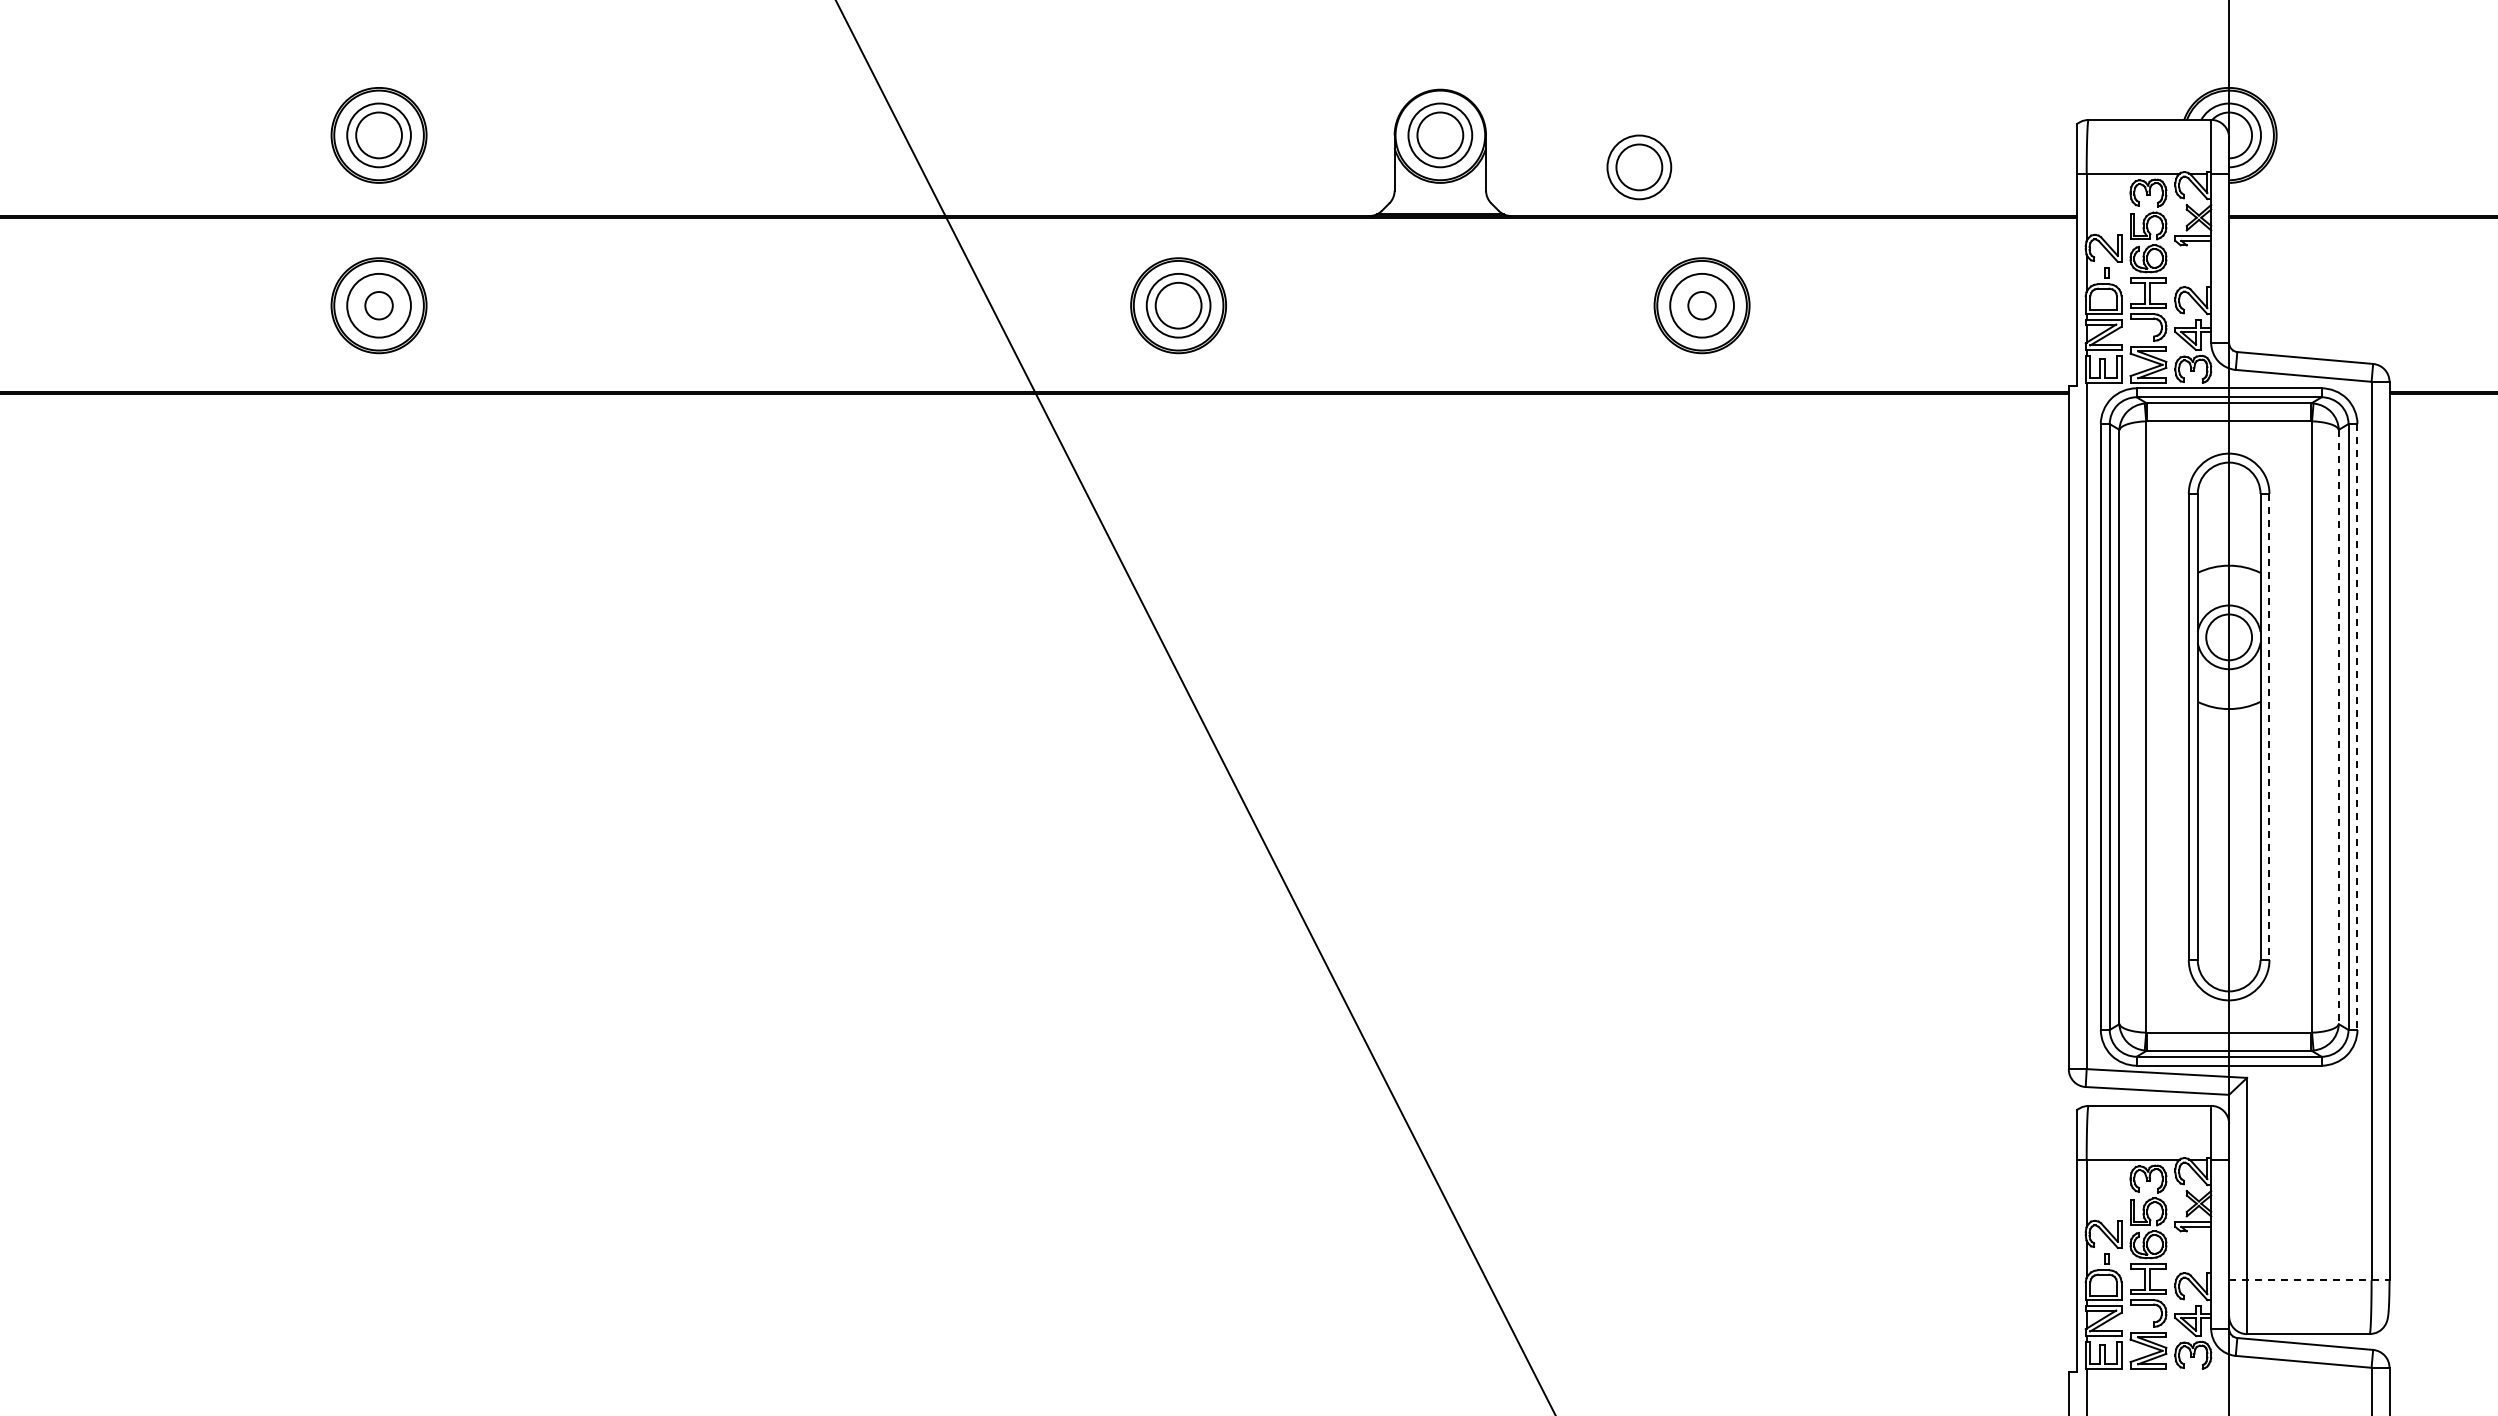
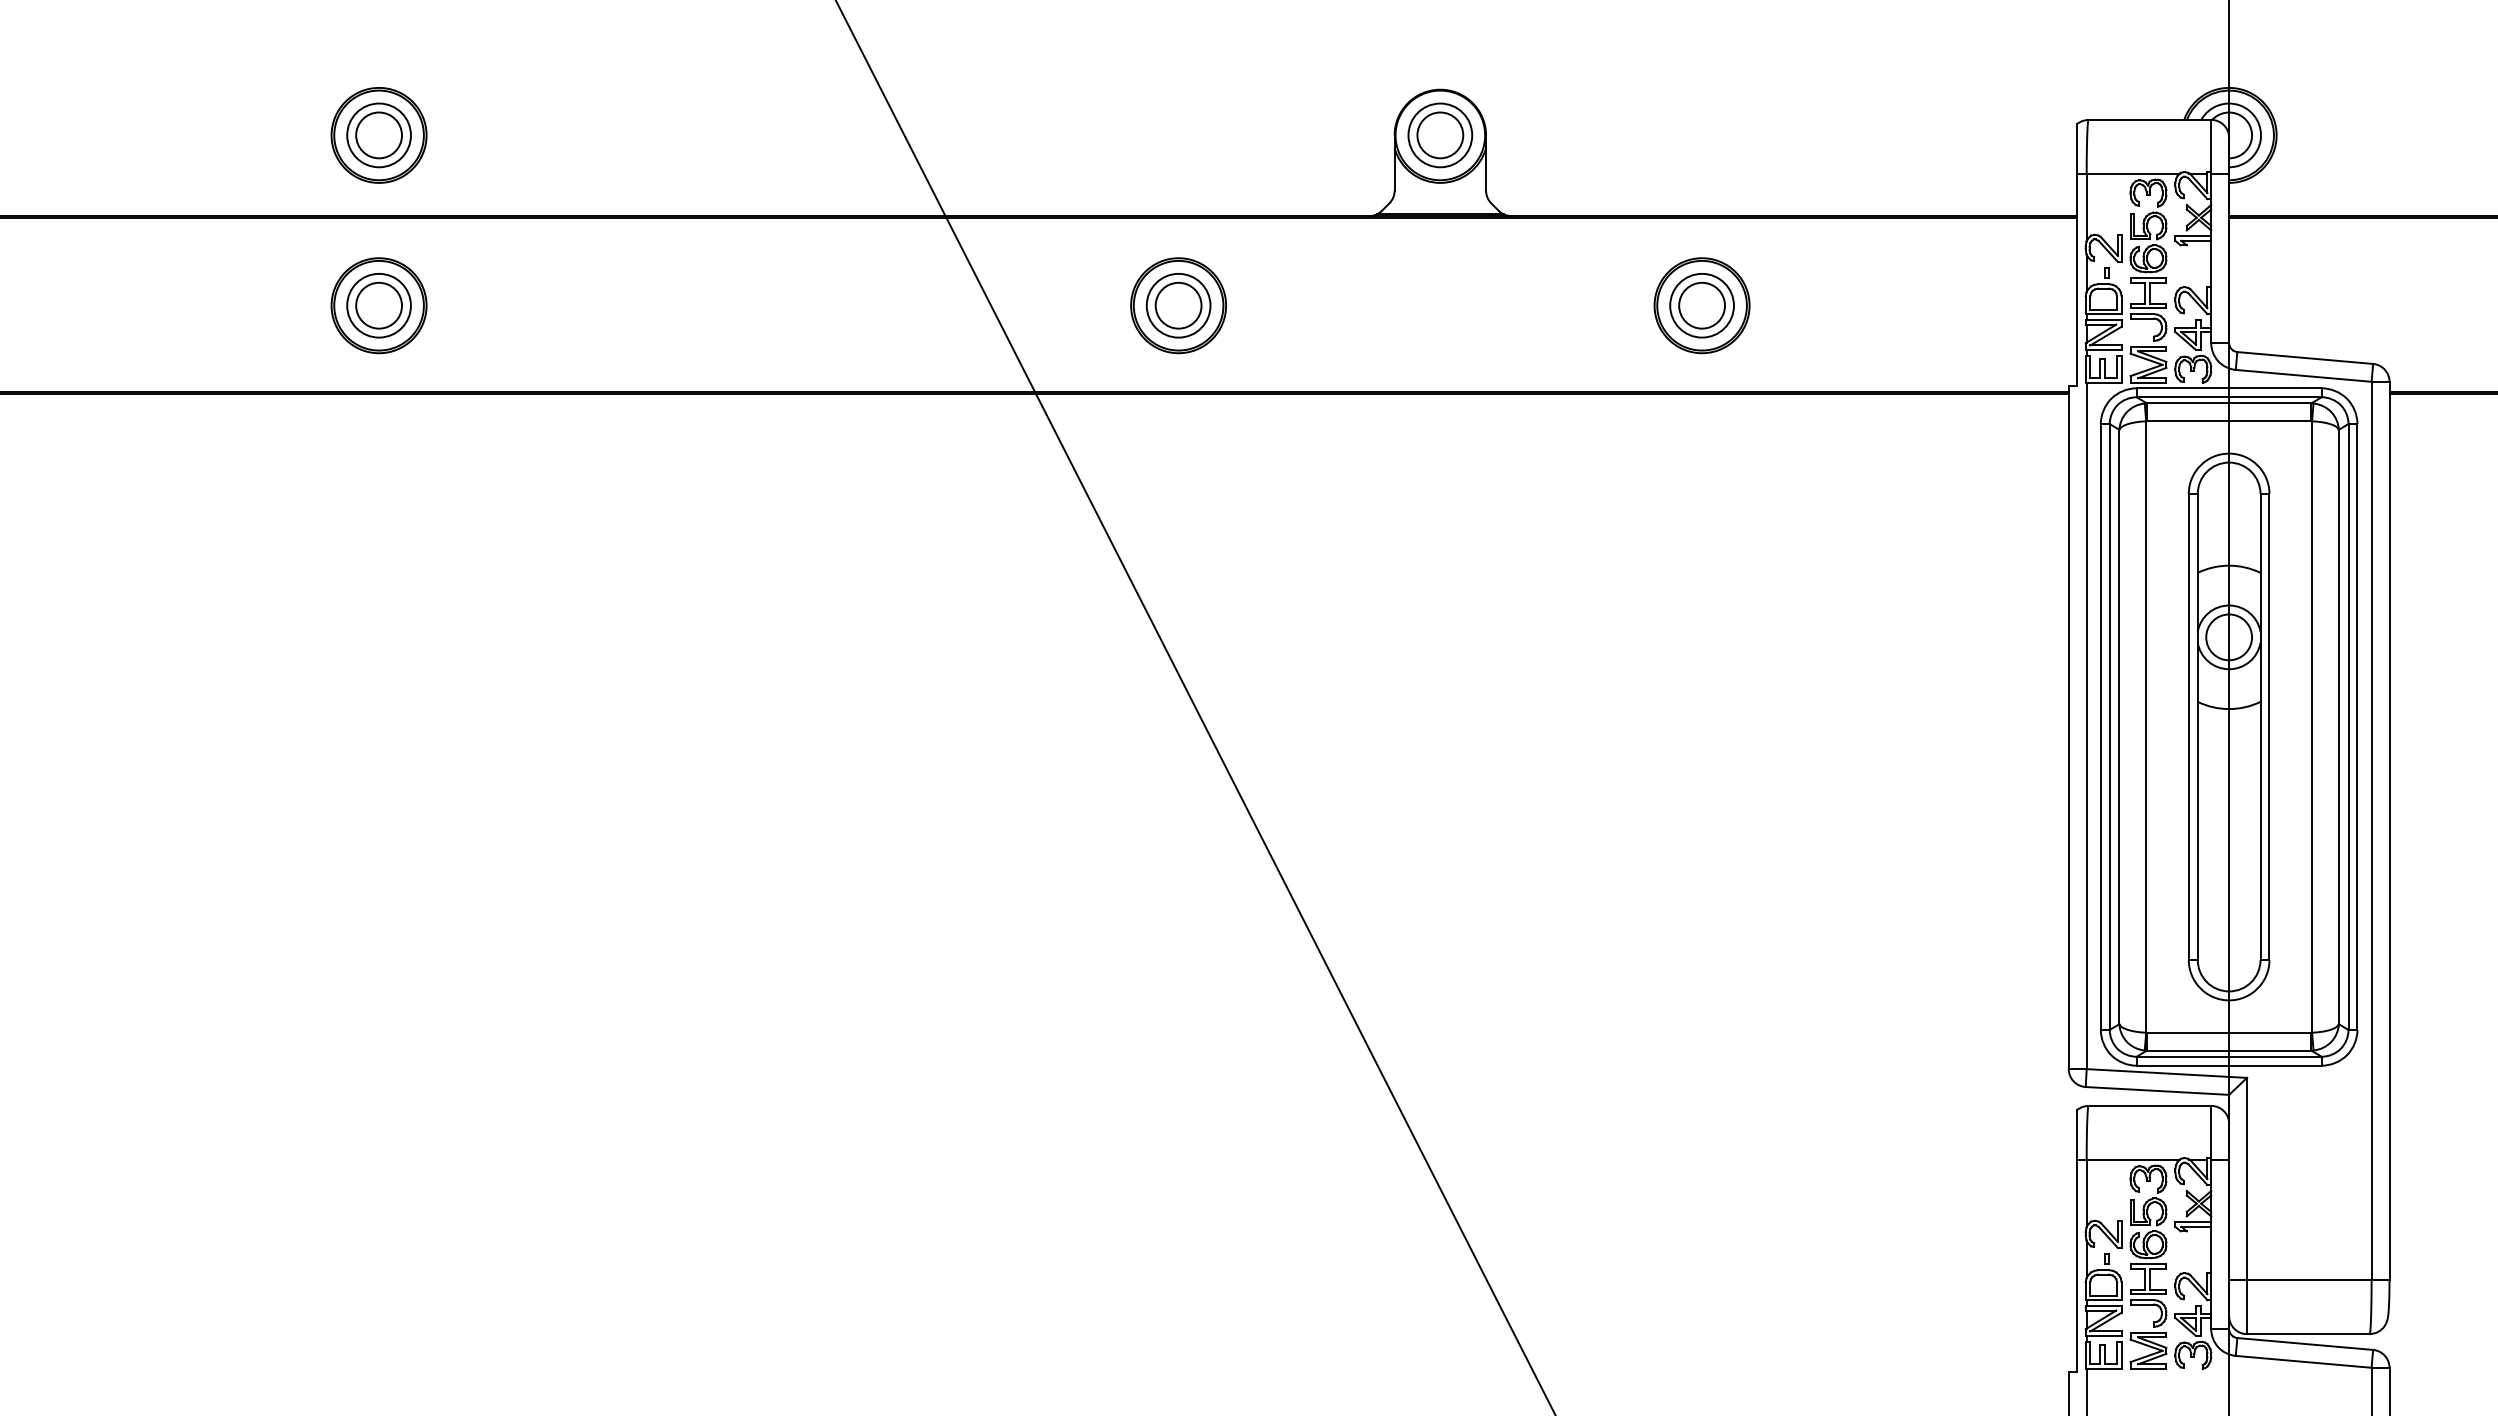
part: present -> none (1639, 167)
circle diameter: 27 px -> 46 px (379, 305)
circle diameter: 27 px -> 46 px (1702, 305)
line: dashed -> solid (2269, 727)
line: dashed -> solid (2338, 727)
line: dashed -> solid (2357, 727)
line: dashed -> solid (2309, 1280)
